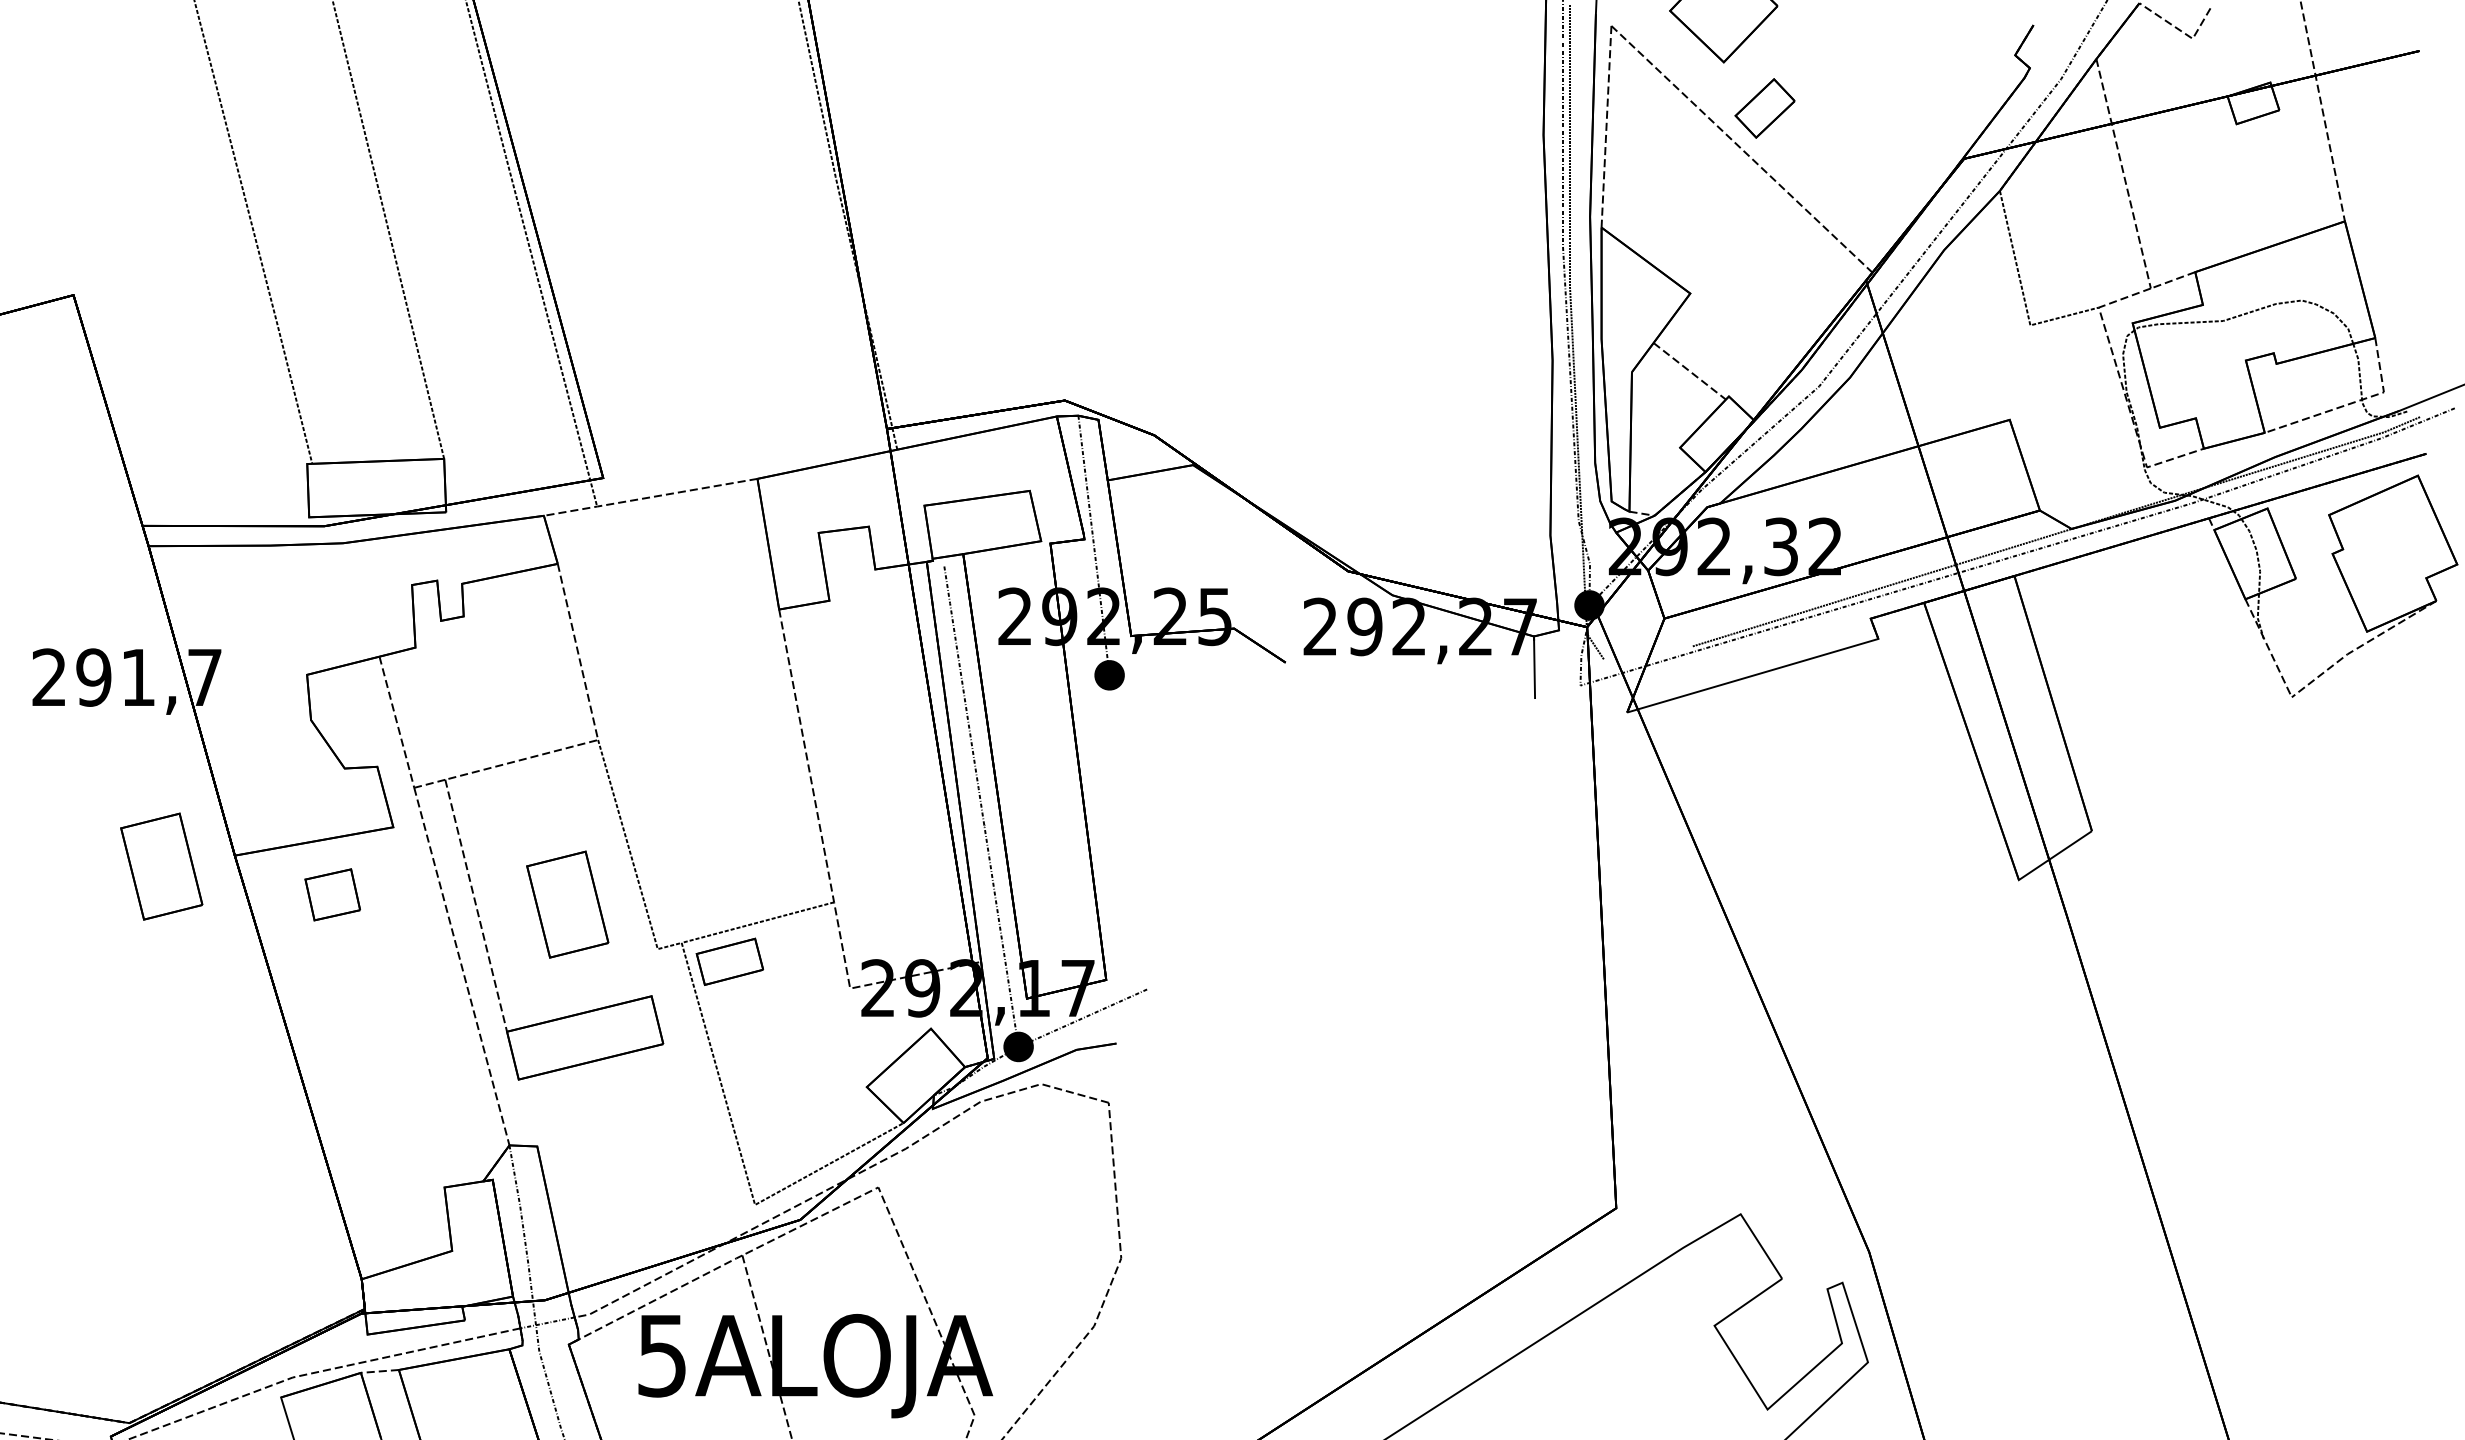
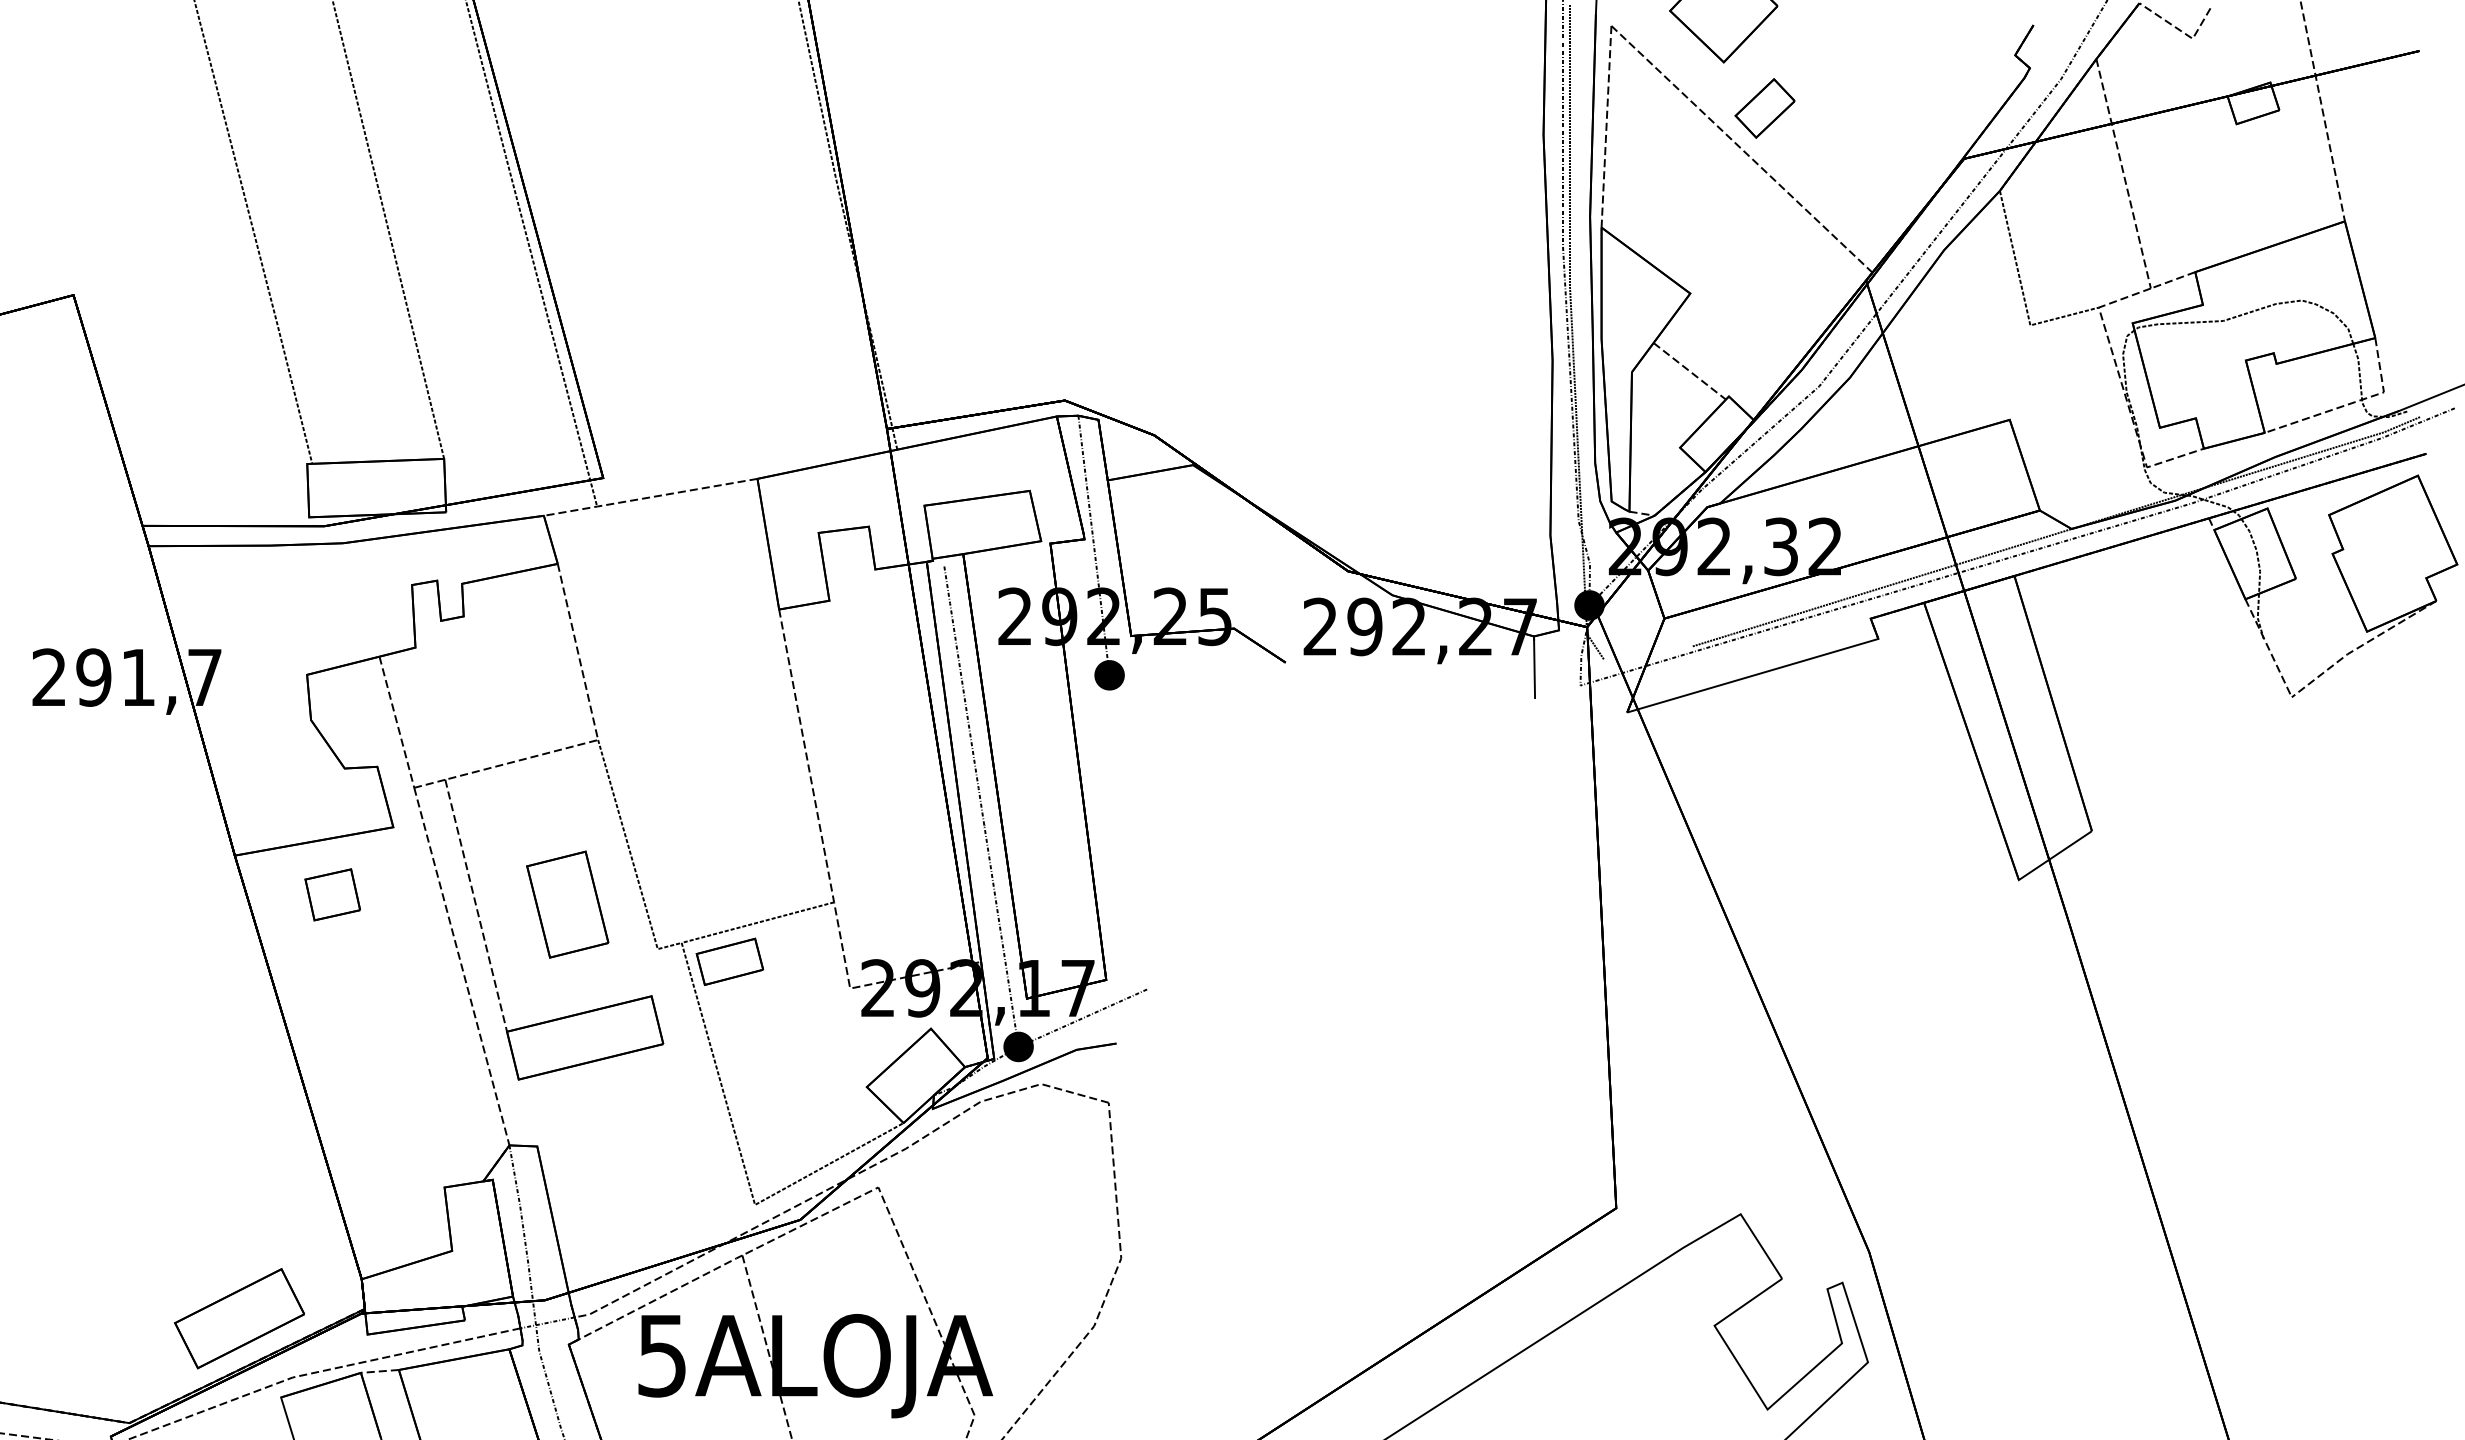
part: present -> none (161, 866)
part: none -> present (239, 1318)
